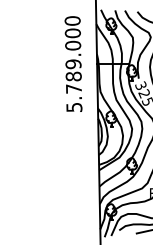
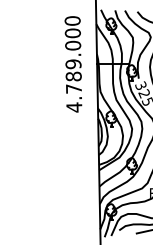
text: 5.789.000 -> 4.789.000 (74, 107)
